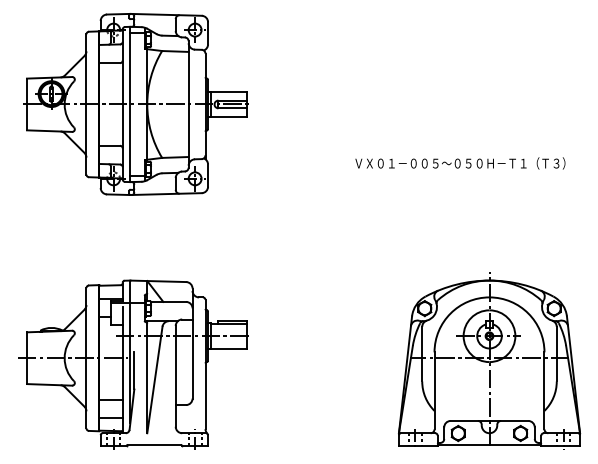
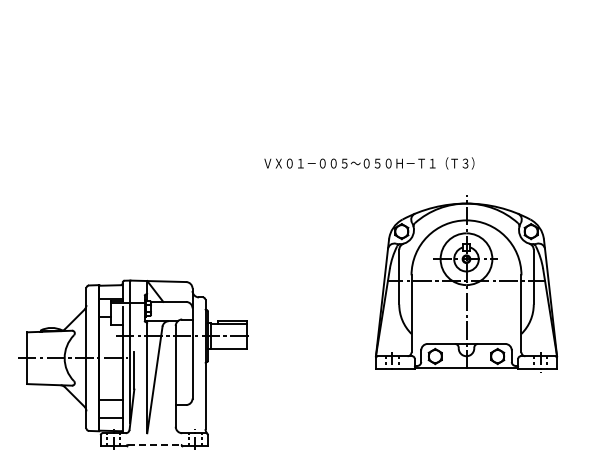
part: present -> none (135, 104)
text position: (460, 163) -> (369, 163) (369, 163)
part position: (489, 360) -> (466, 283) (466, 283)
line: solid -> dashed (154, 444)
